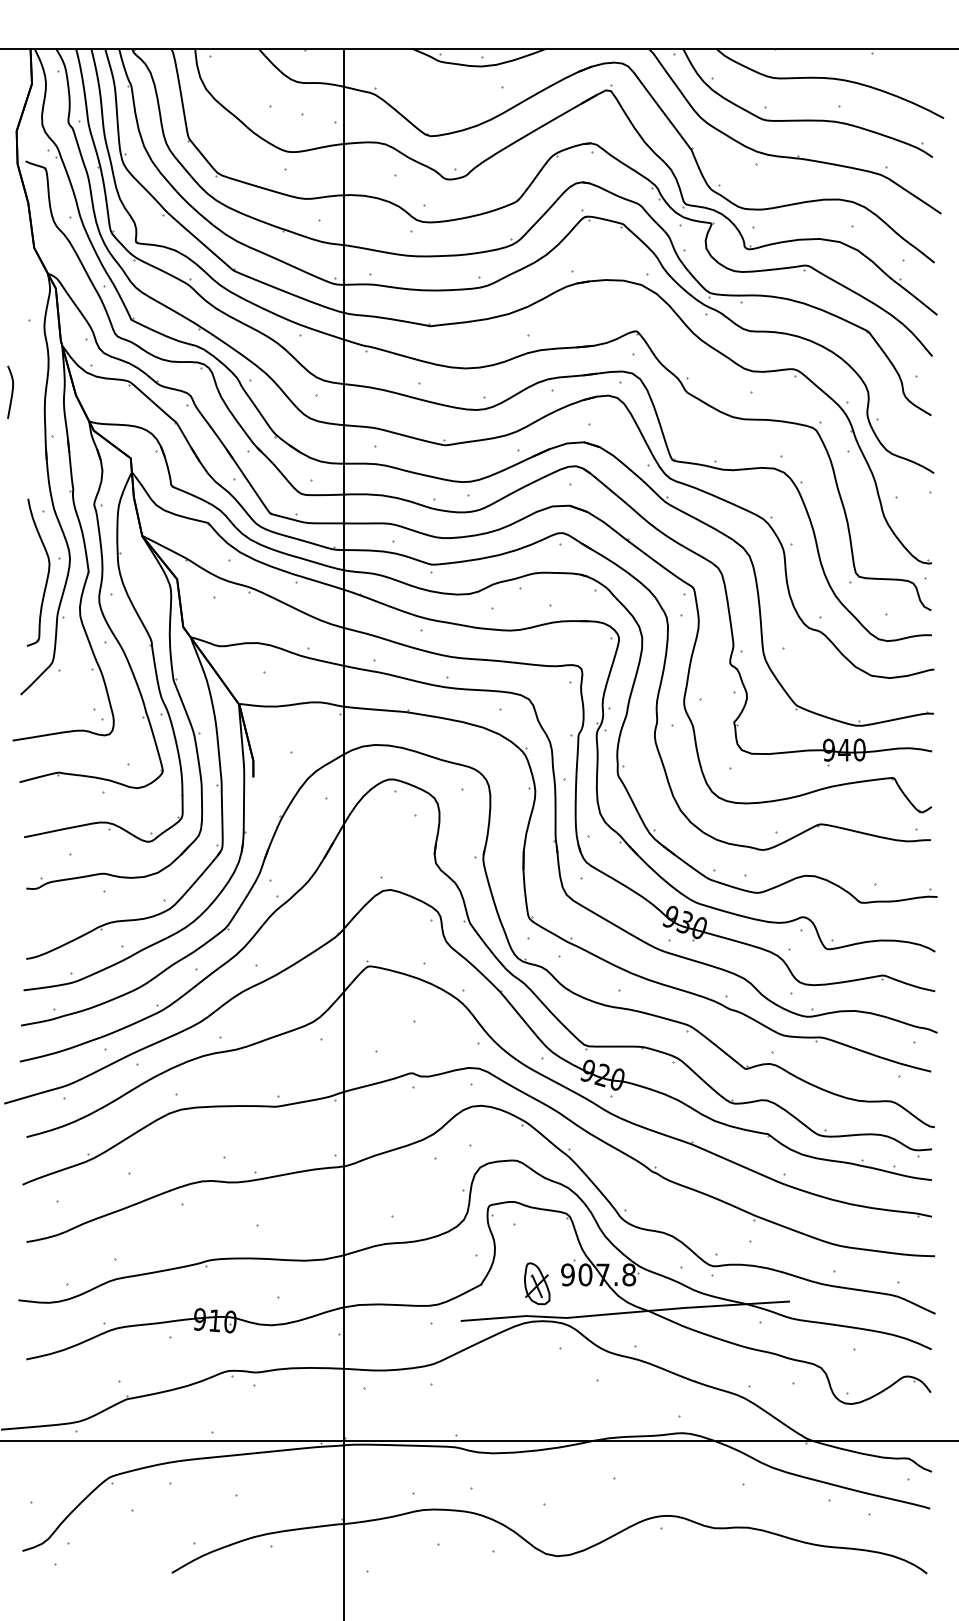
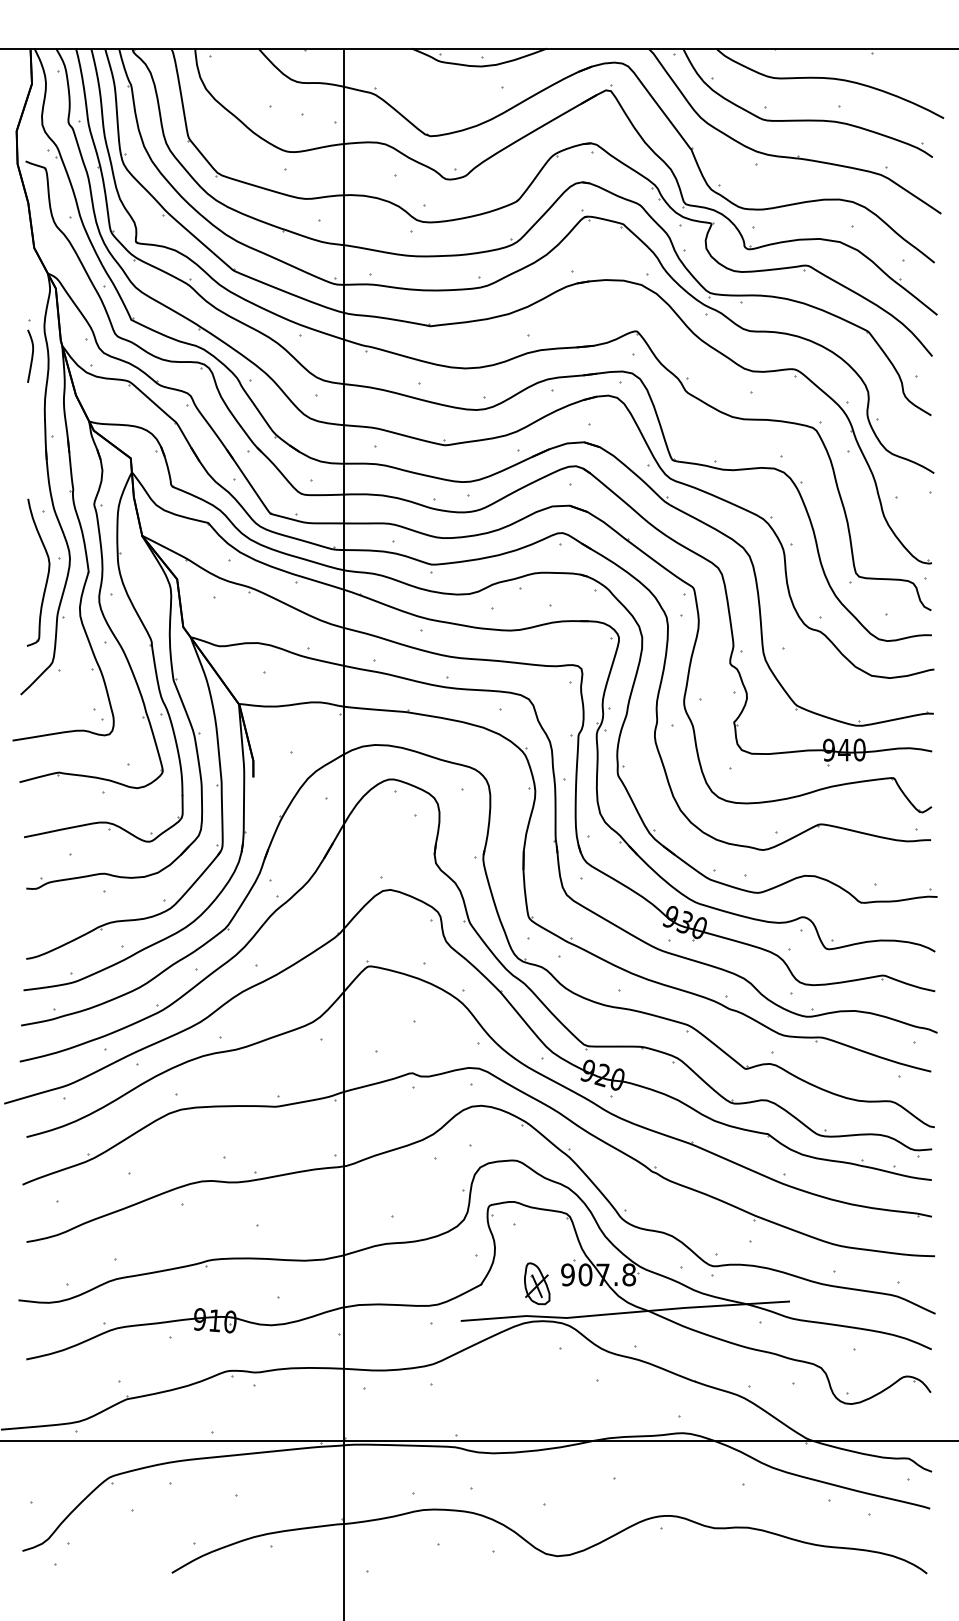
curve position: (11, 391) -> (31, 355) (31, 355)
